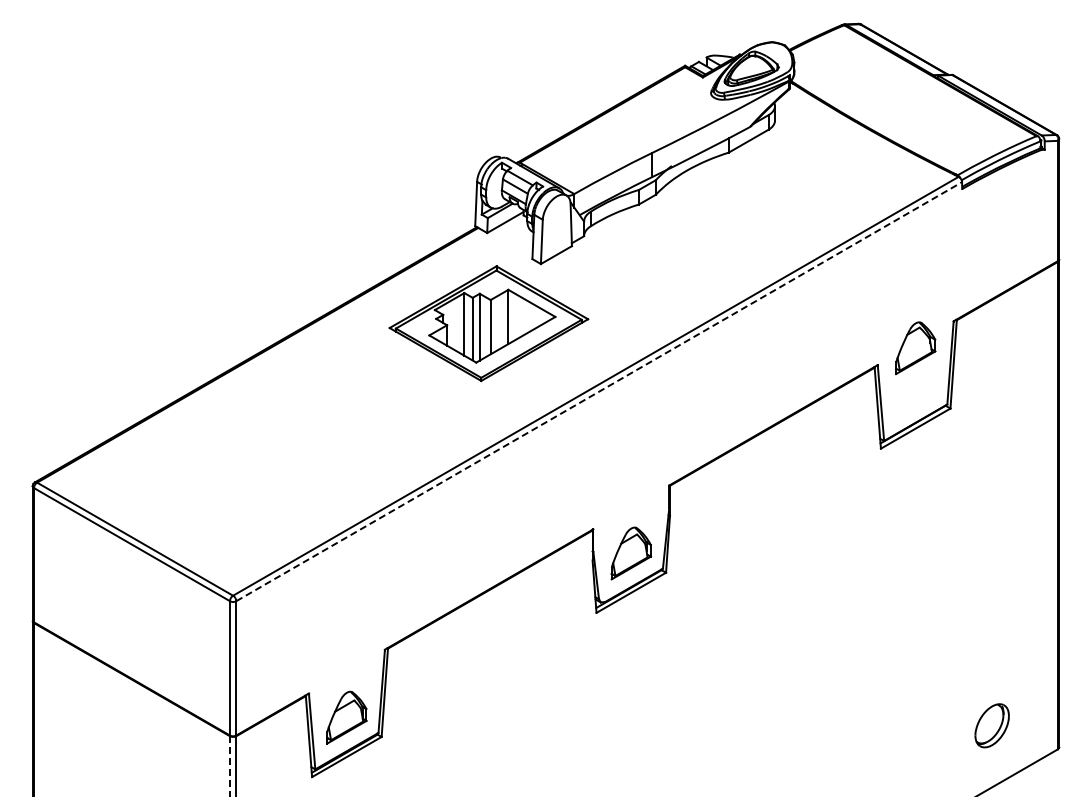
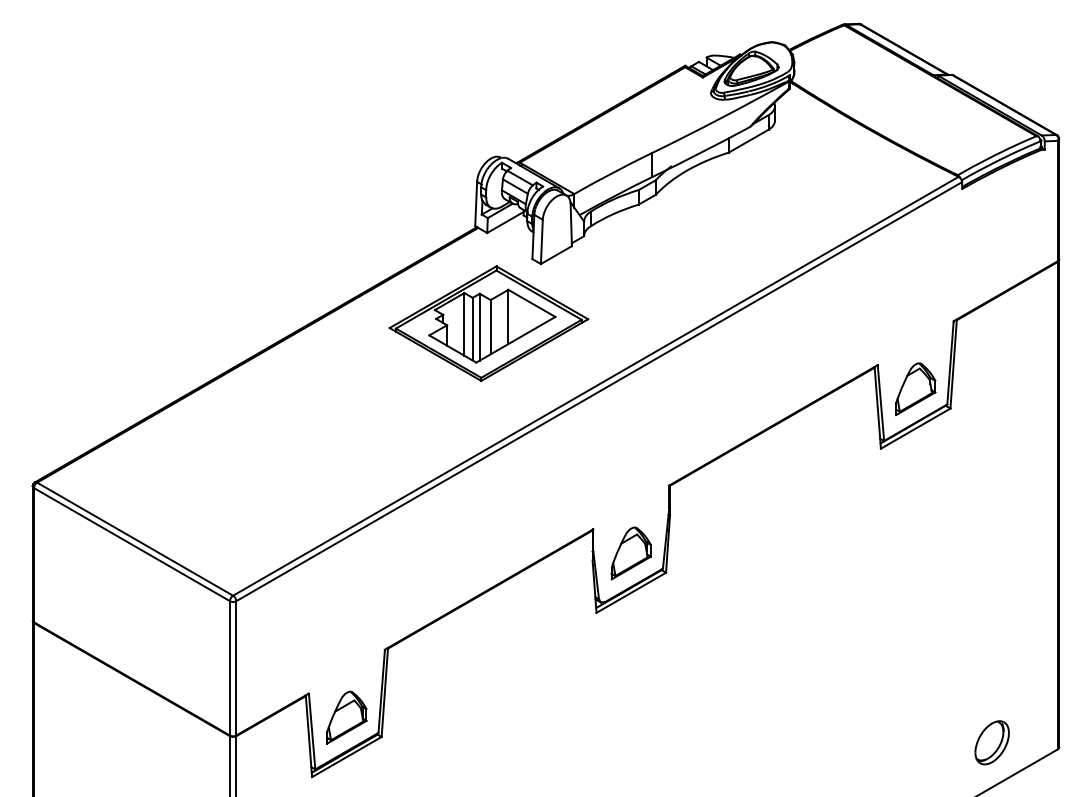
part position: (915, 347) -> (915, 388) (915, 388)
line: dashed -> solid (599, 391)
part position: (991, 725) -> (991, 742) (991, 742)
line: dashed -> solid (229, 766)
